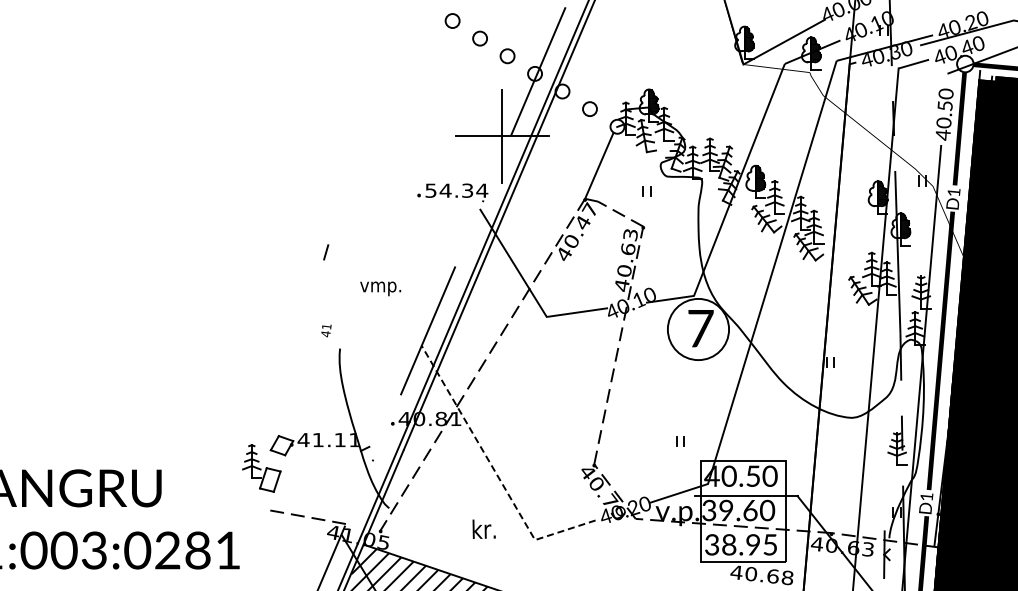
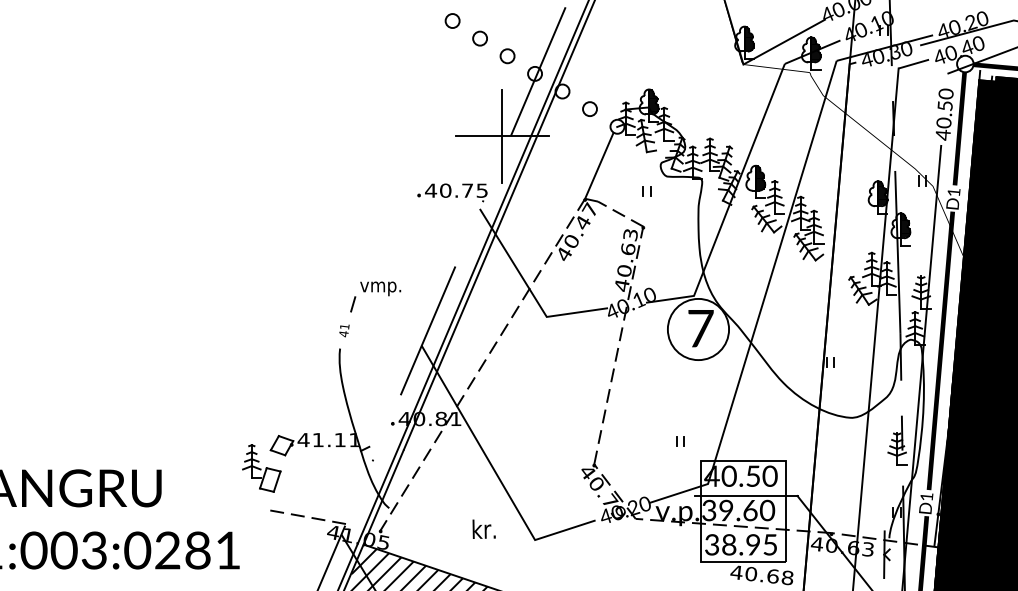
text: 54.34 -> 40.75 (456, 190)
line position: (326, 252) -> (353, 304) (353, 304)
text position: (326, 330) -> (344, 330) (344, 330)
line: dashed -> solid (494, 471)
